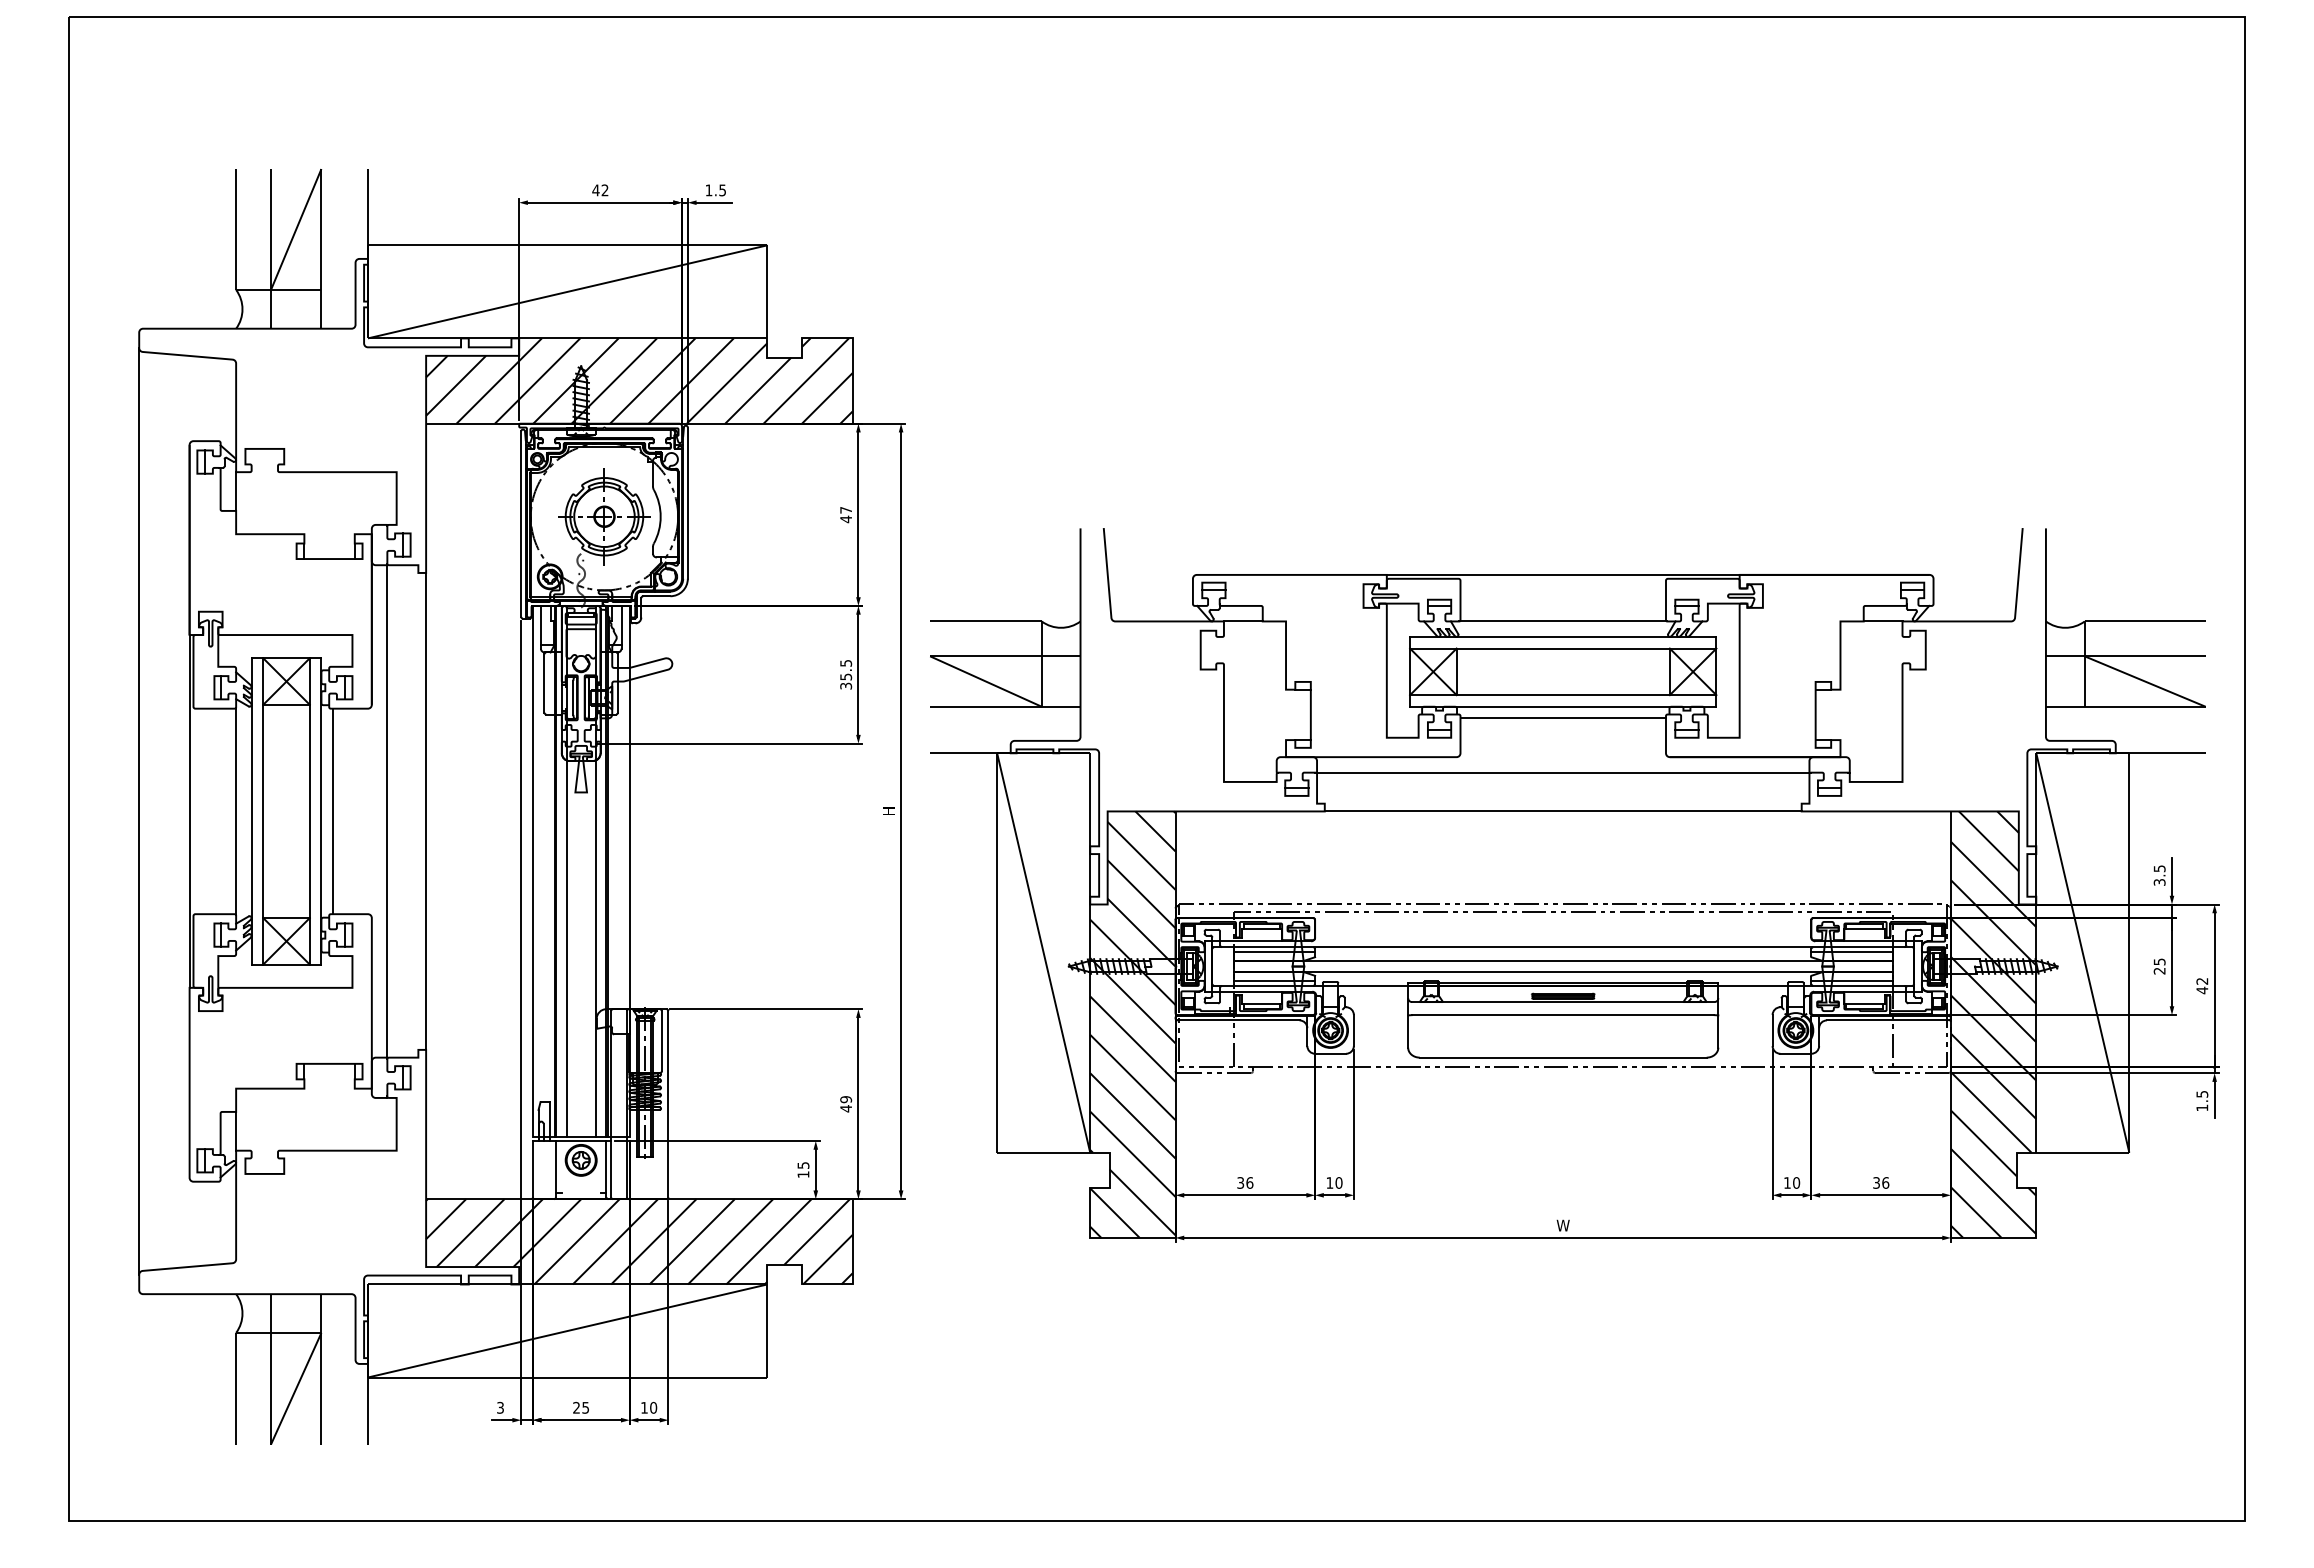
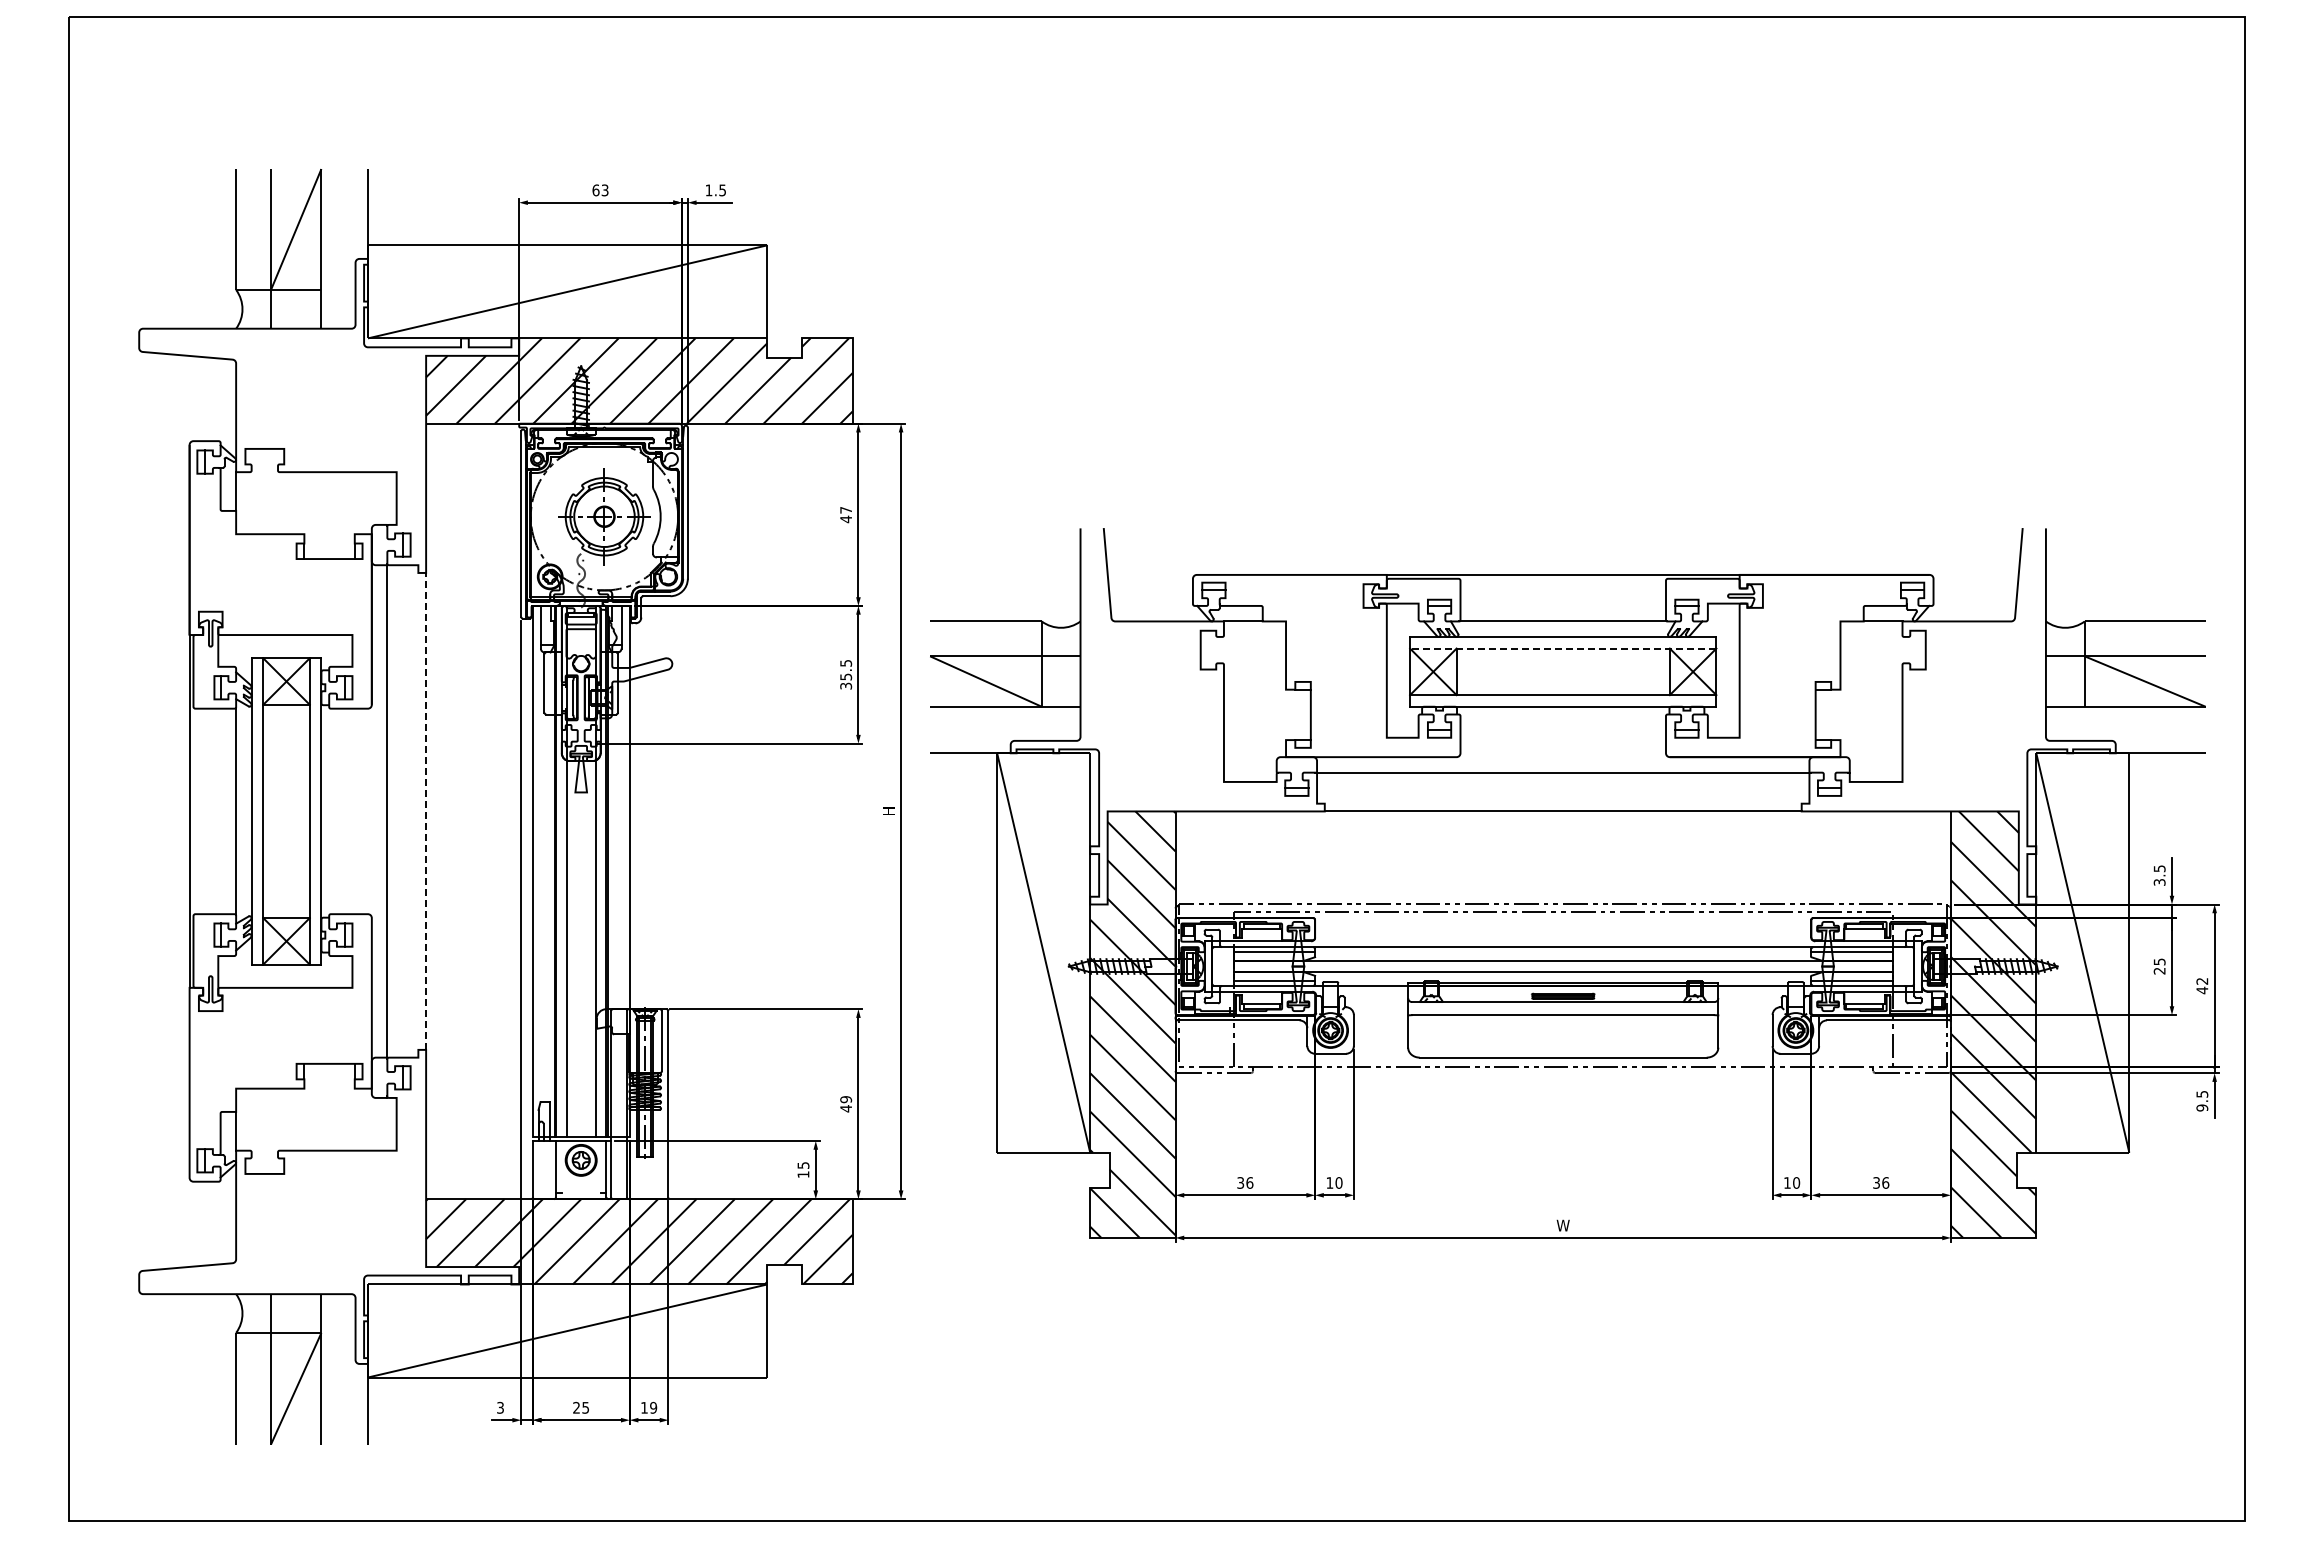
text: 42 -> 63 (600, 190)
line: solid -> dashed (1562, 648)
line: present -> none (1562, 718)
line: solid -> dashed (426, 810)
line: present -> none (139, 811)
line: present -> none (333, 811)
text: 1.5 -> 9.5 (2202, 1107)
text: 10 -> 19 (653, 1407)
